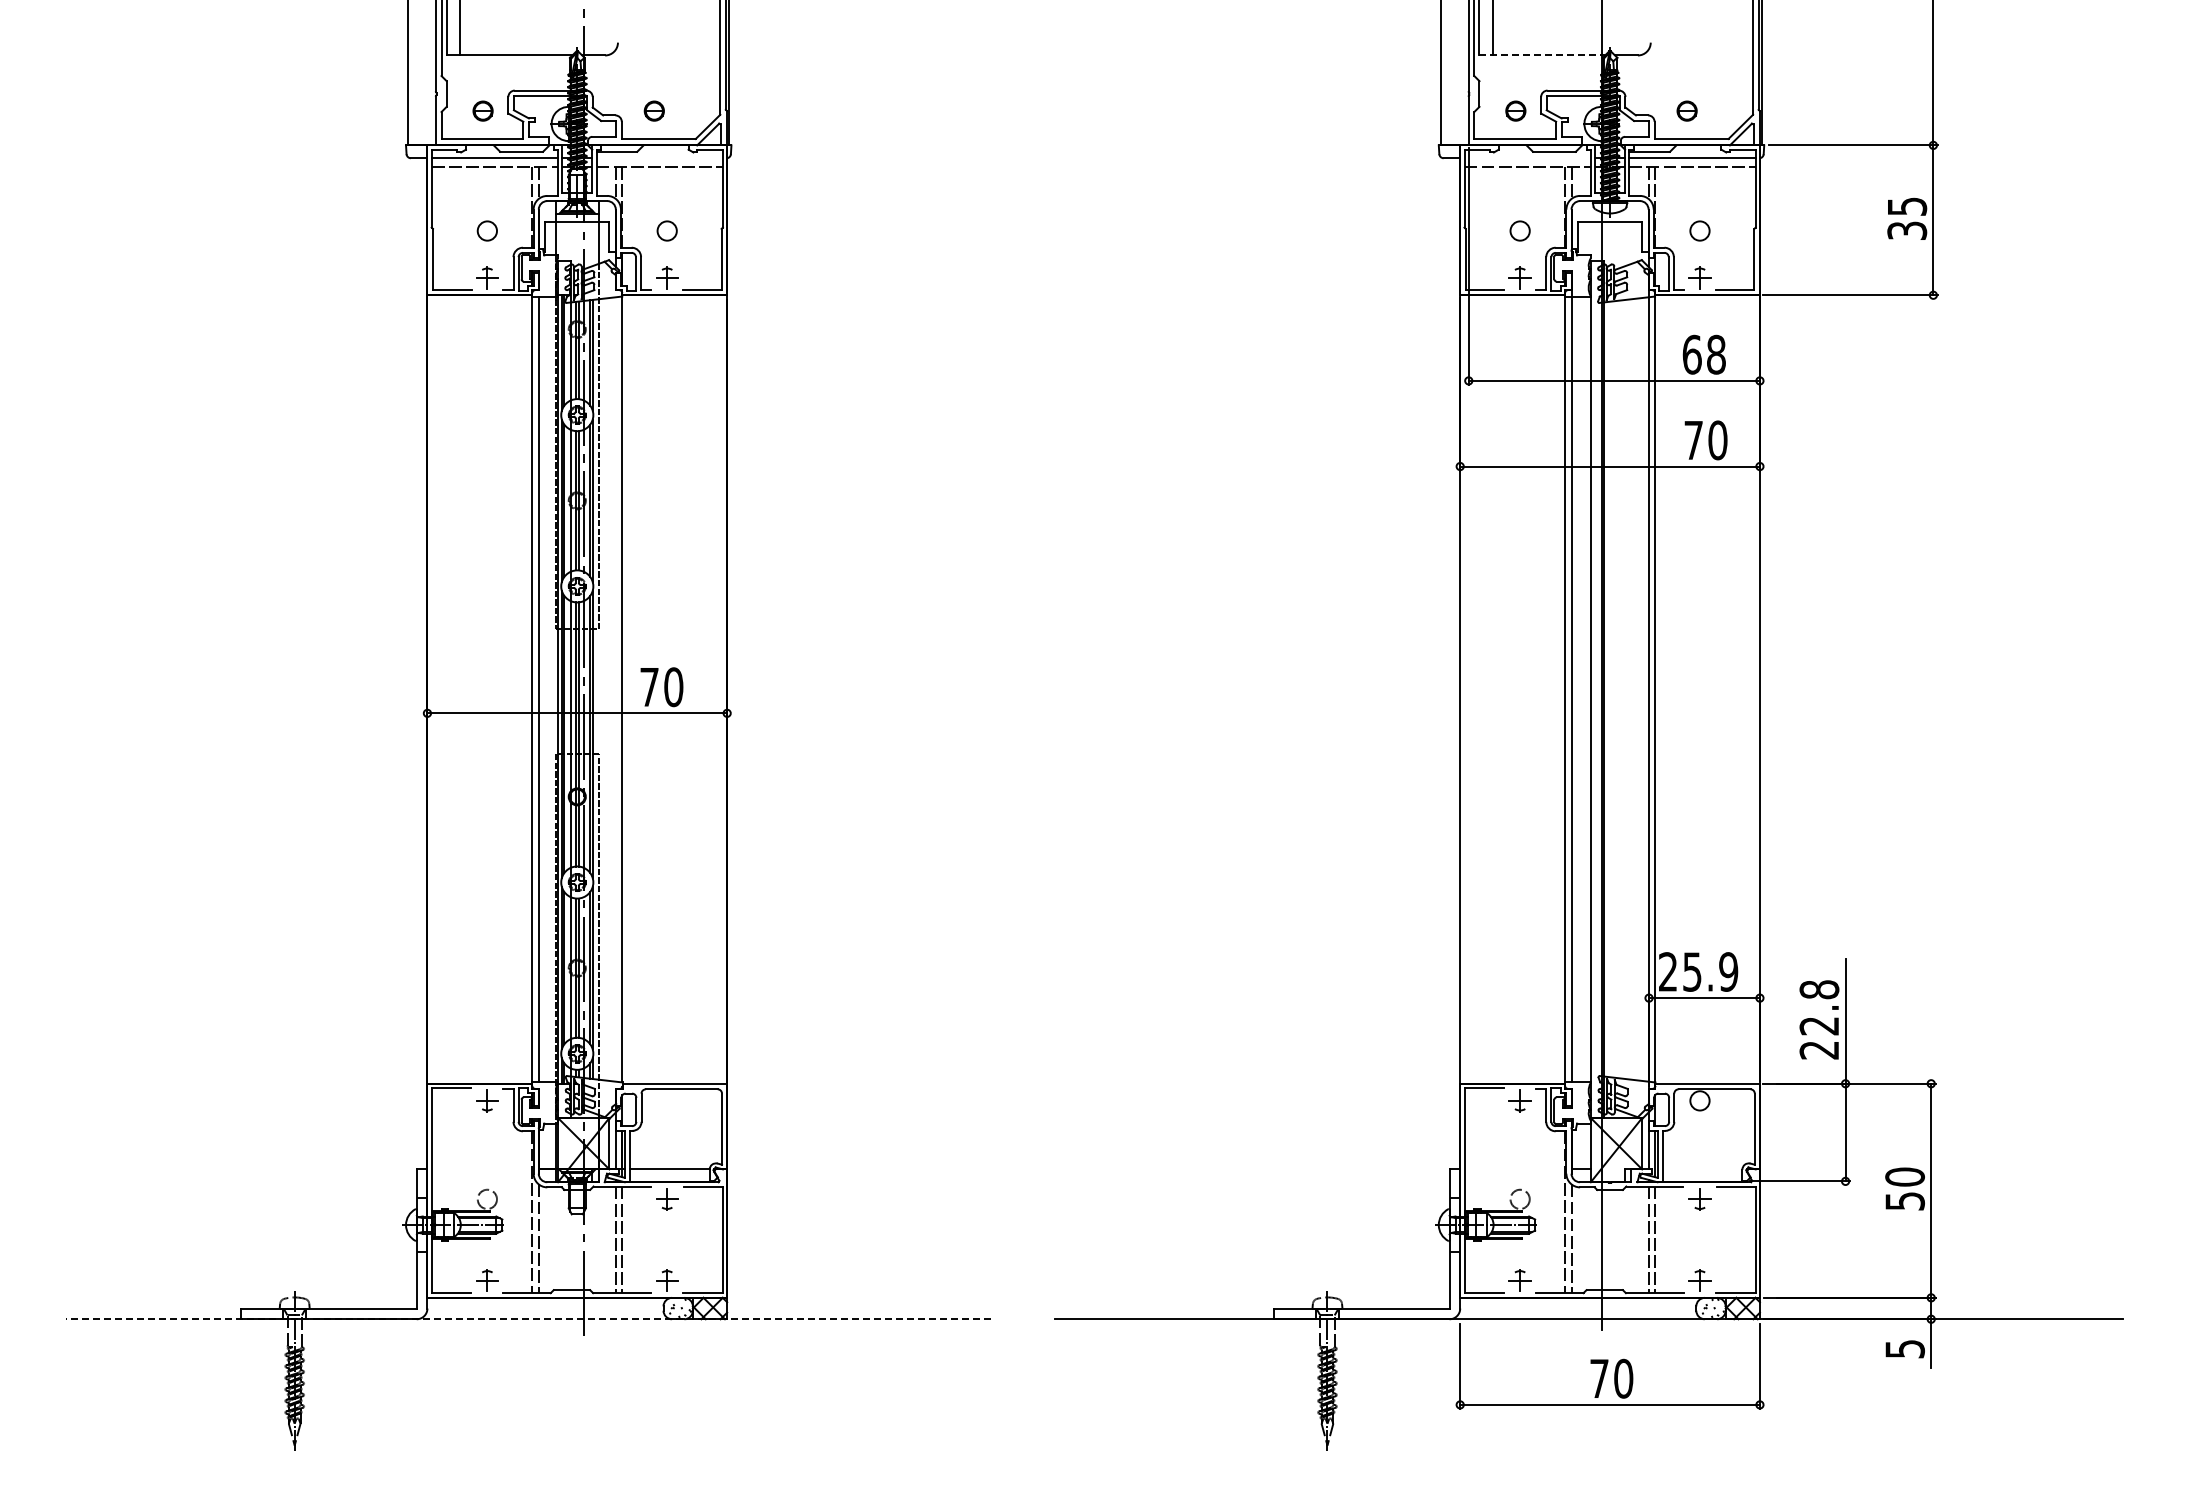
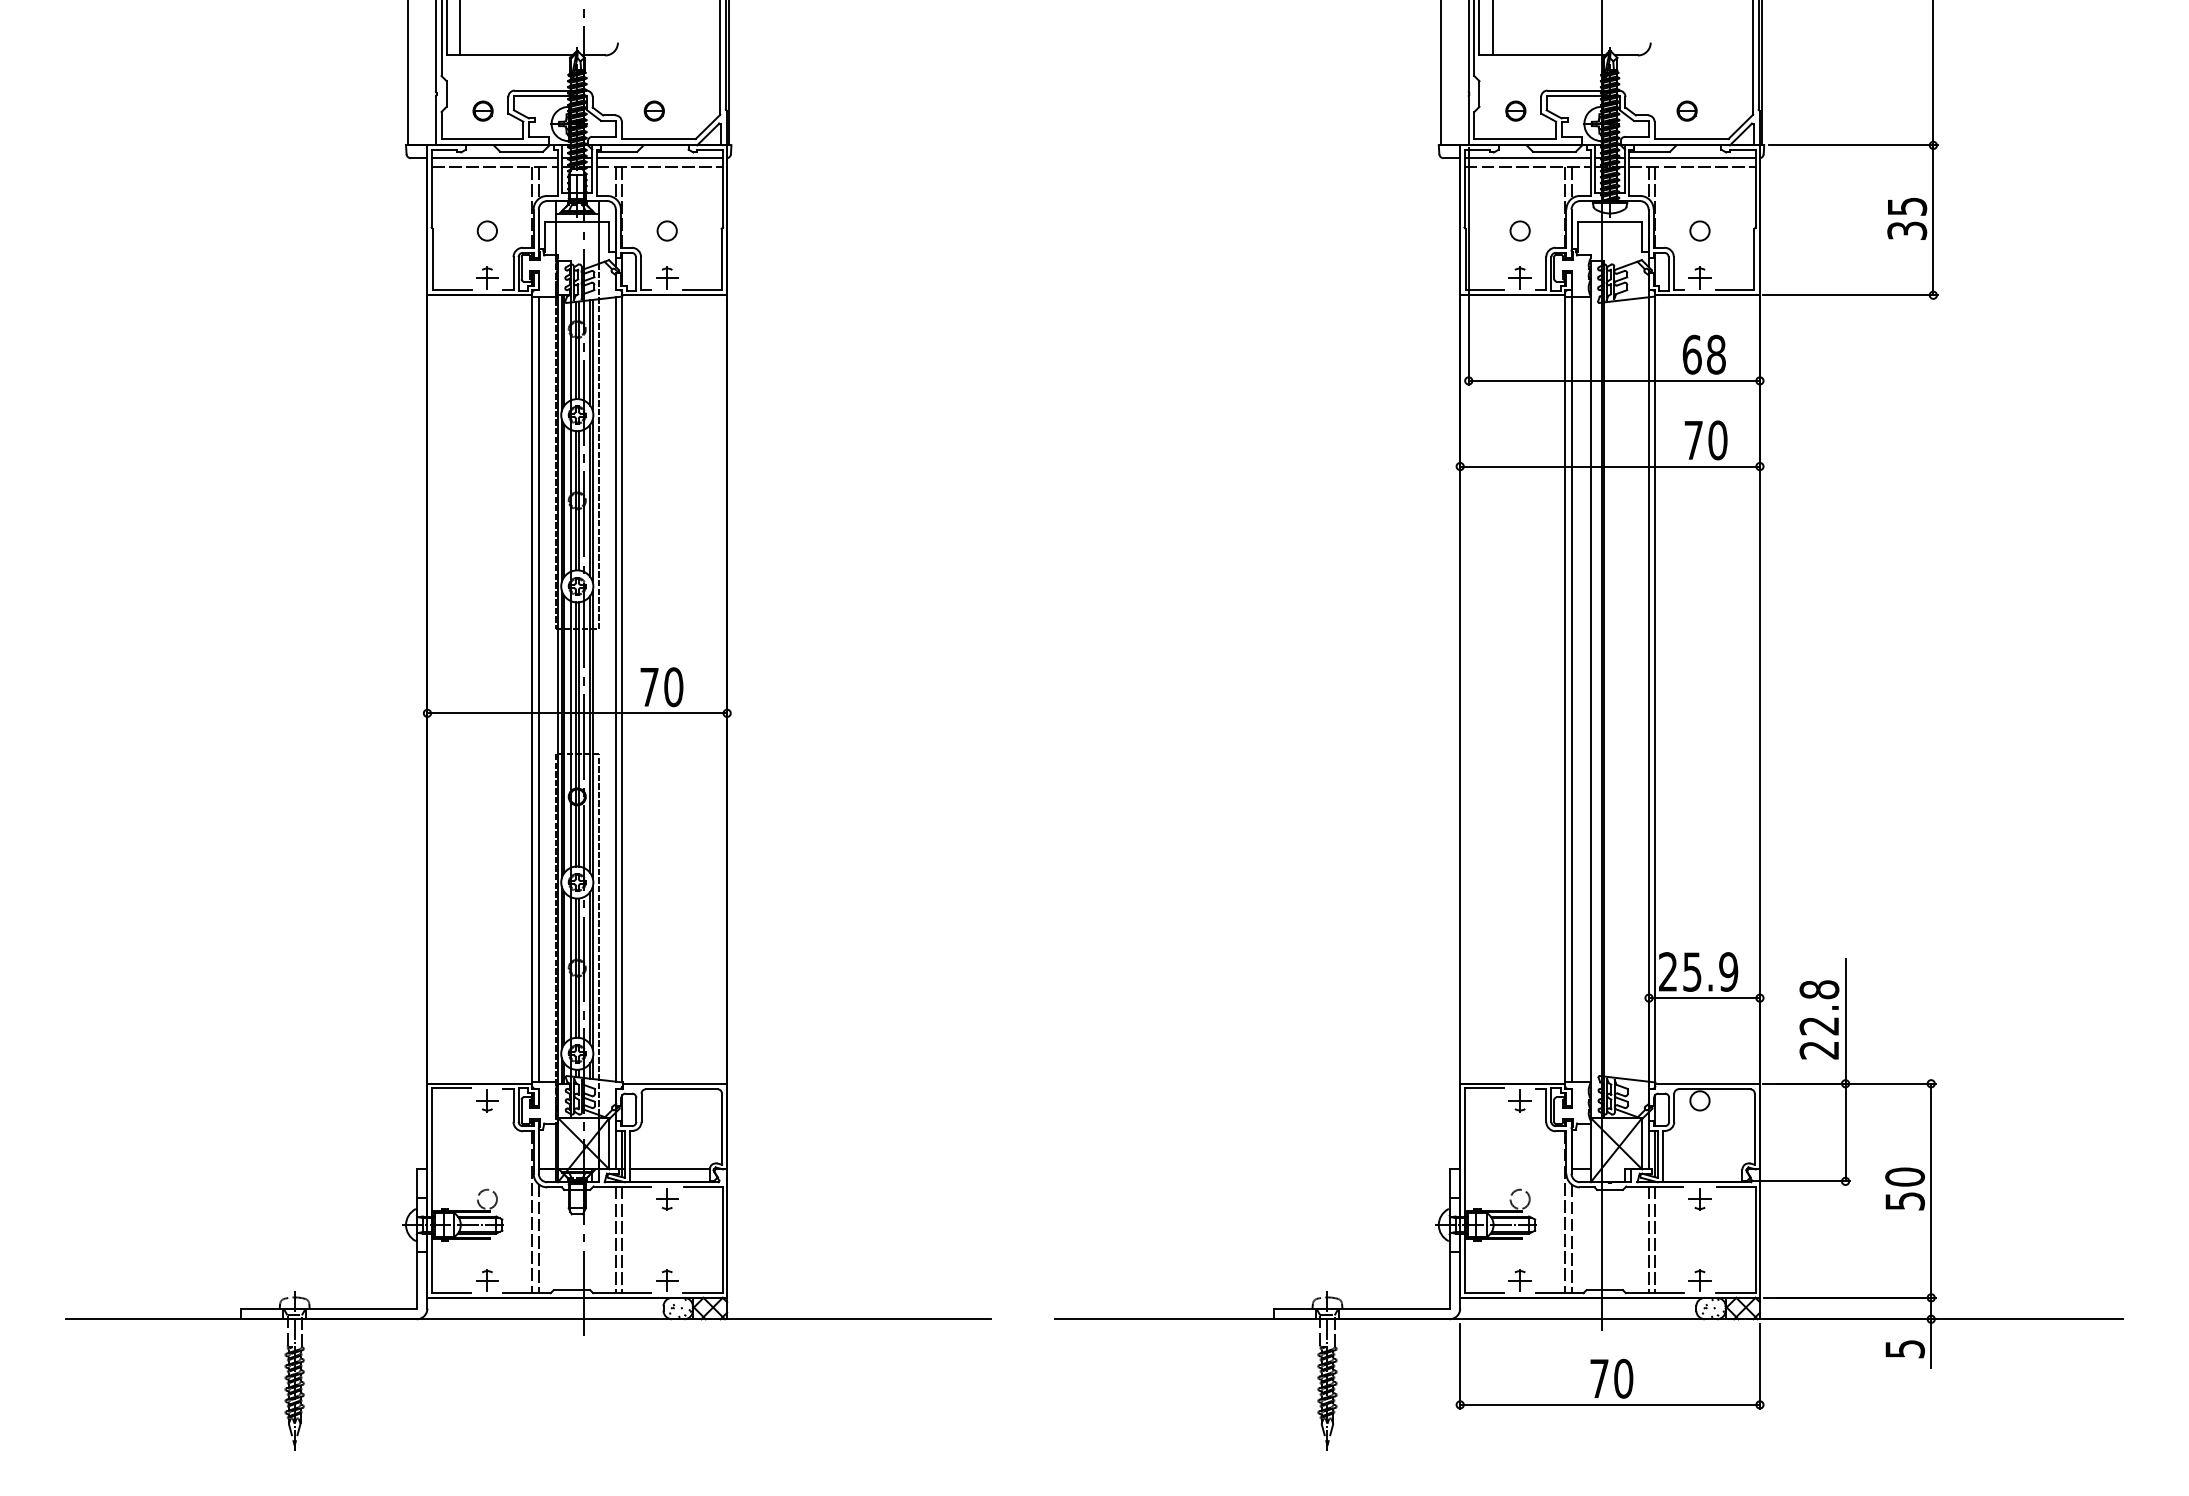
line: dashed -> solid (1542, 55)
line: none -> present (659, 158)
line: none -> present (1527, 158)
line: none -> present (615, 689)
line: dashed -> solid (528, 1319)
